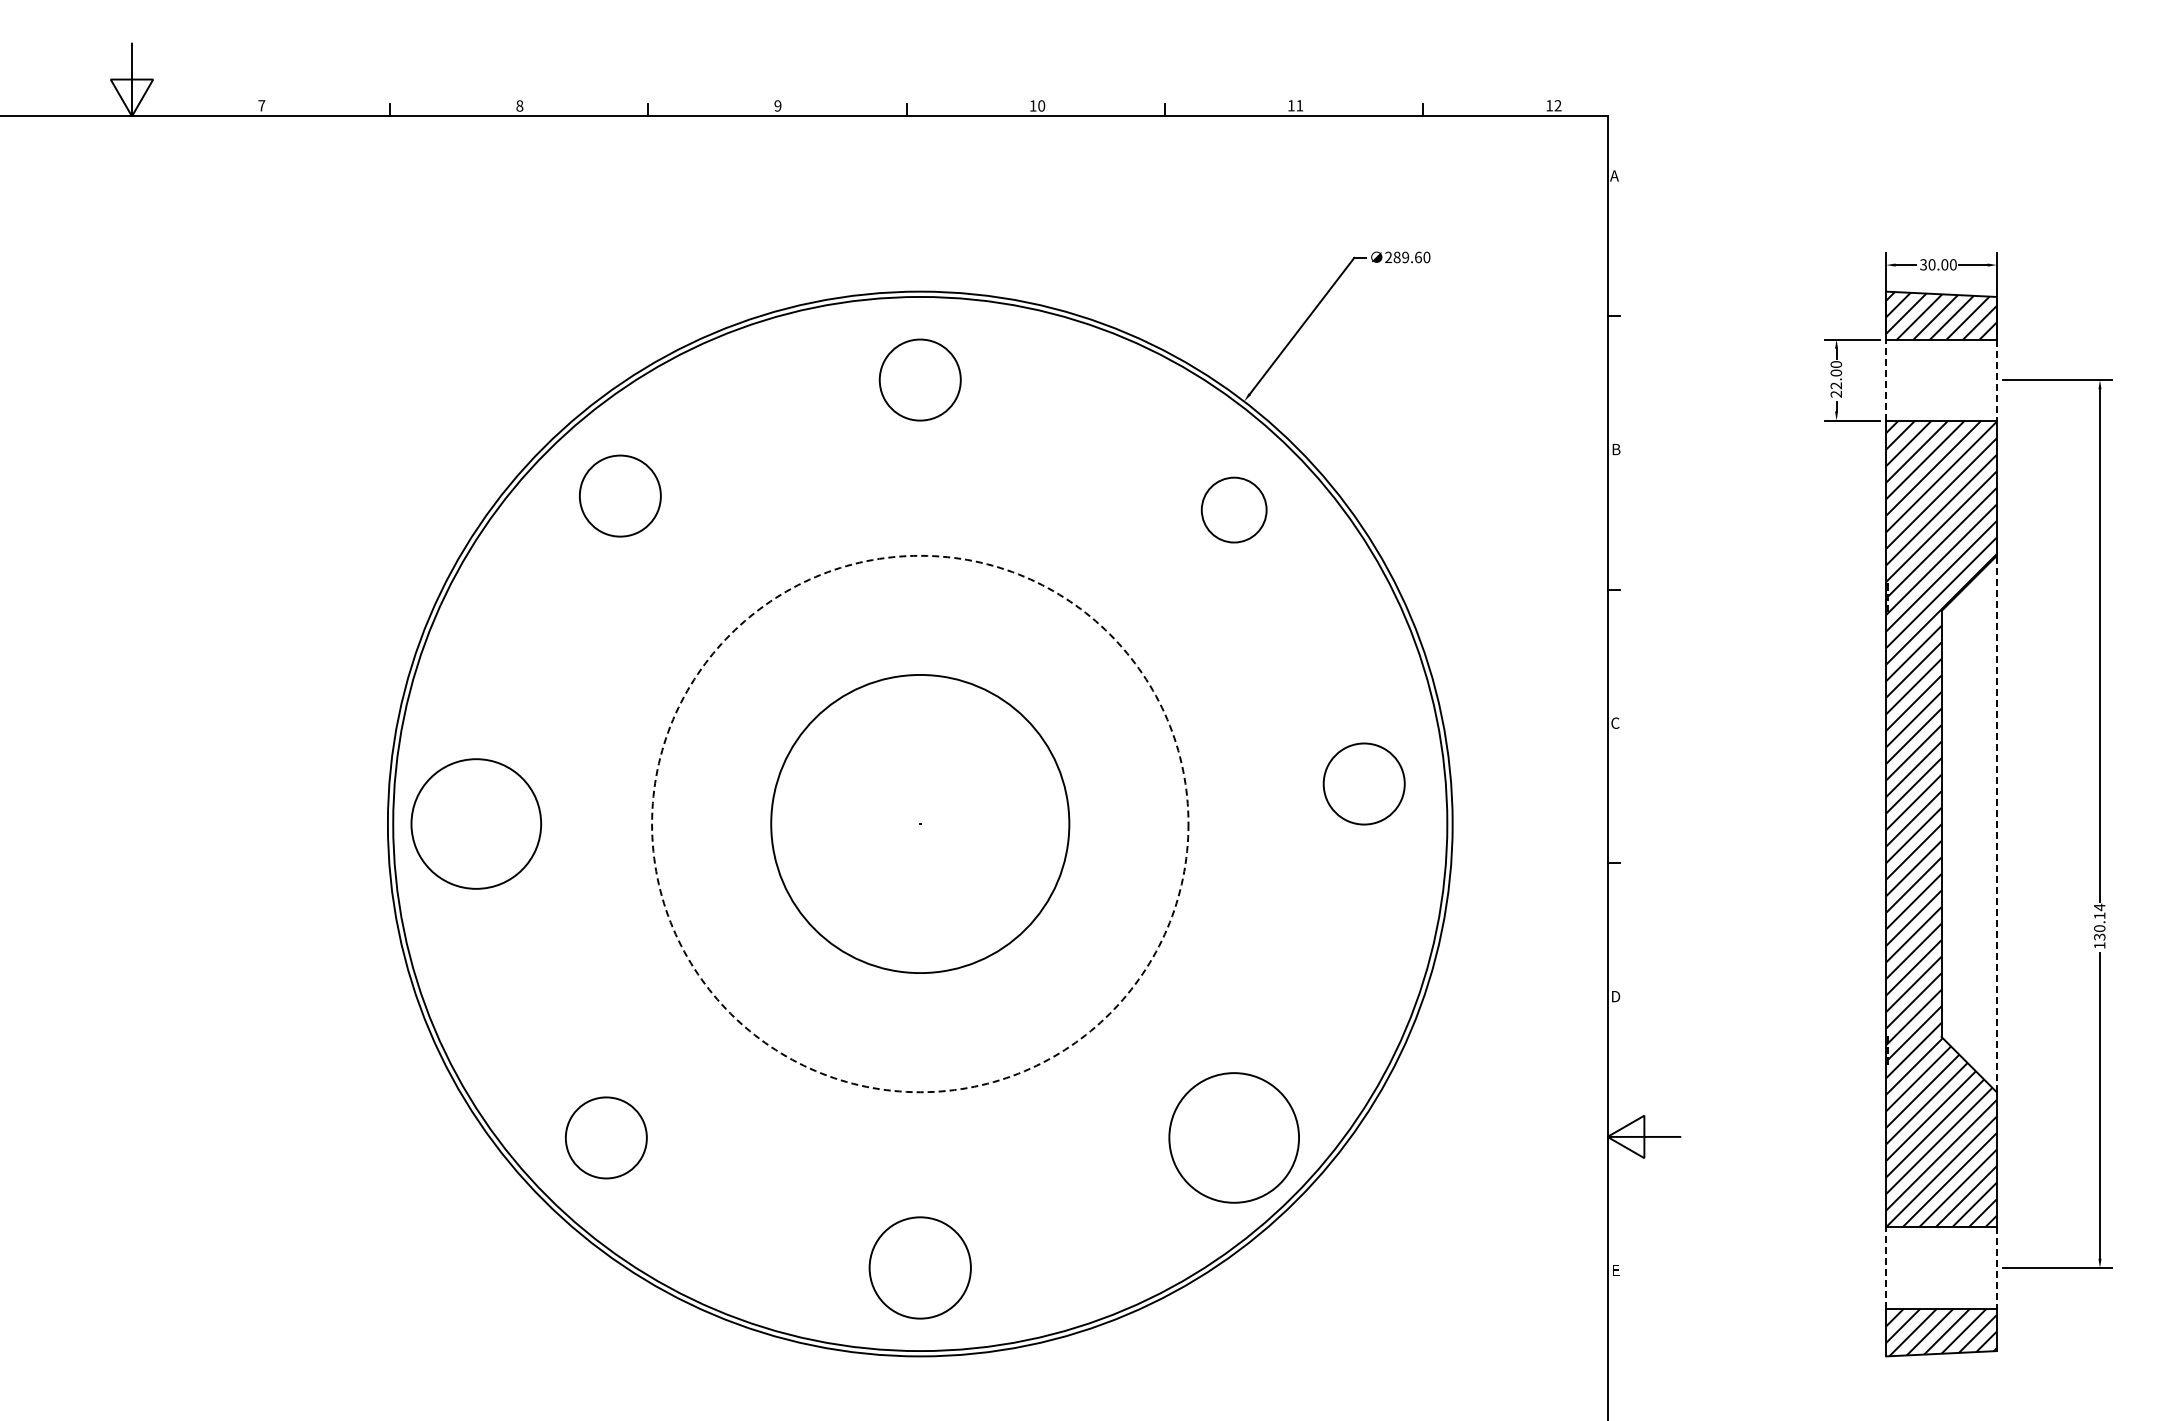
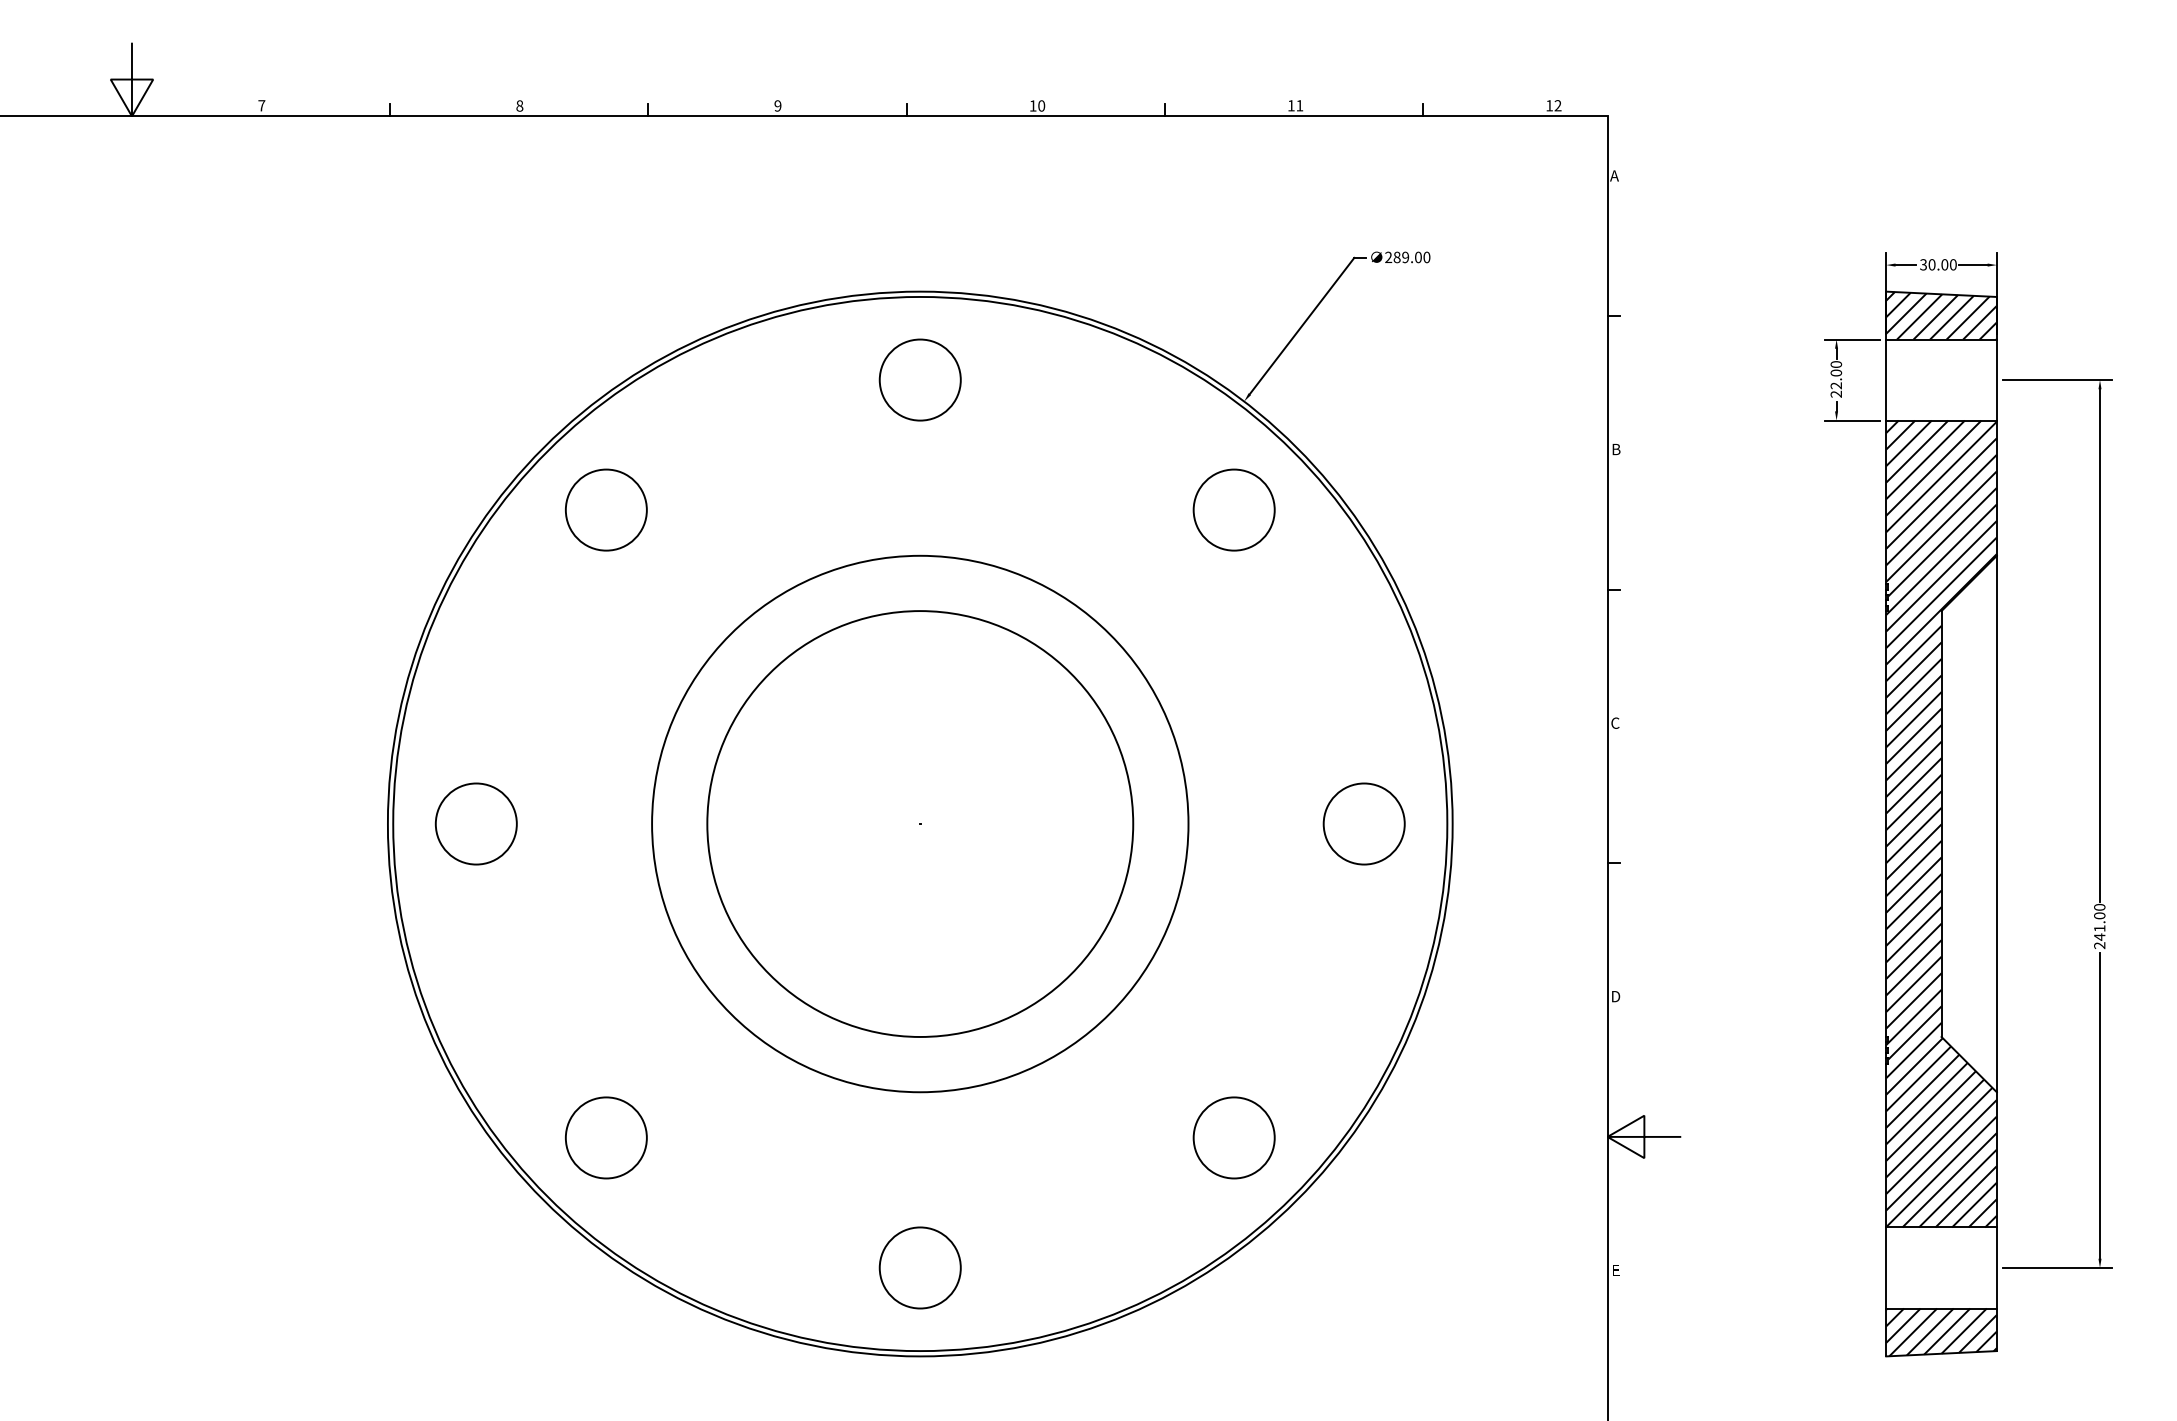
text: 289.60 -> 289.00 (1418, 256)
line: dashed -> solid (1886, 380)
line: dashed -> solid (1996, 380)
circle position: (620, 495) -> (606, 509) (606, 509)
circle diameter: 65 px -> 81 px (1233, 509)
circle position: (1363, 783) -> (1363, 823) (1363, 823)
circle diameter: 130 px -> 81 px (475, 823)
circle diameter: 298 px -> 426 px (920, 823)
circle: dashed -> solid (920, 823)
line: dashed -> solid (1996, 823)
text: 130.14 -> 241.00 (2099, 926)
circle diameter: 130 px -> 81 px (1233, 1137)
circle diameter: 101 px -> 81 px (919, 1267)
line: dashed -> solid (1886, 1267)
line: dashed -> solid (1996, 1267)
